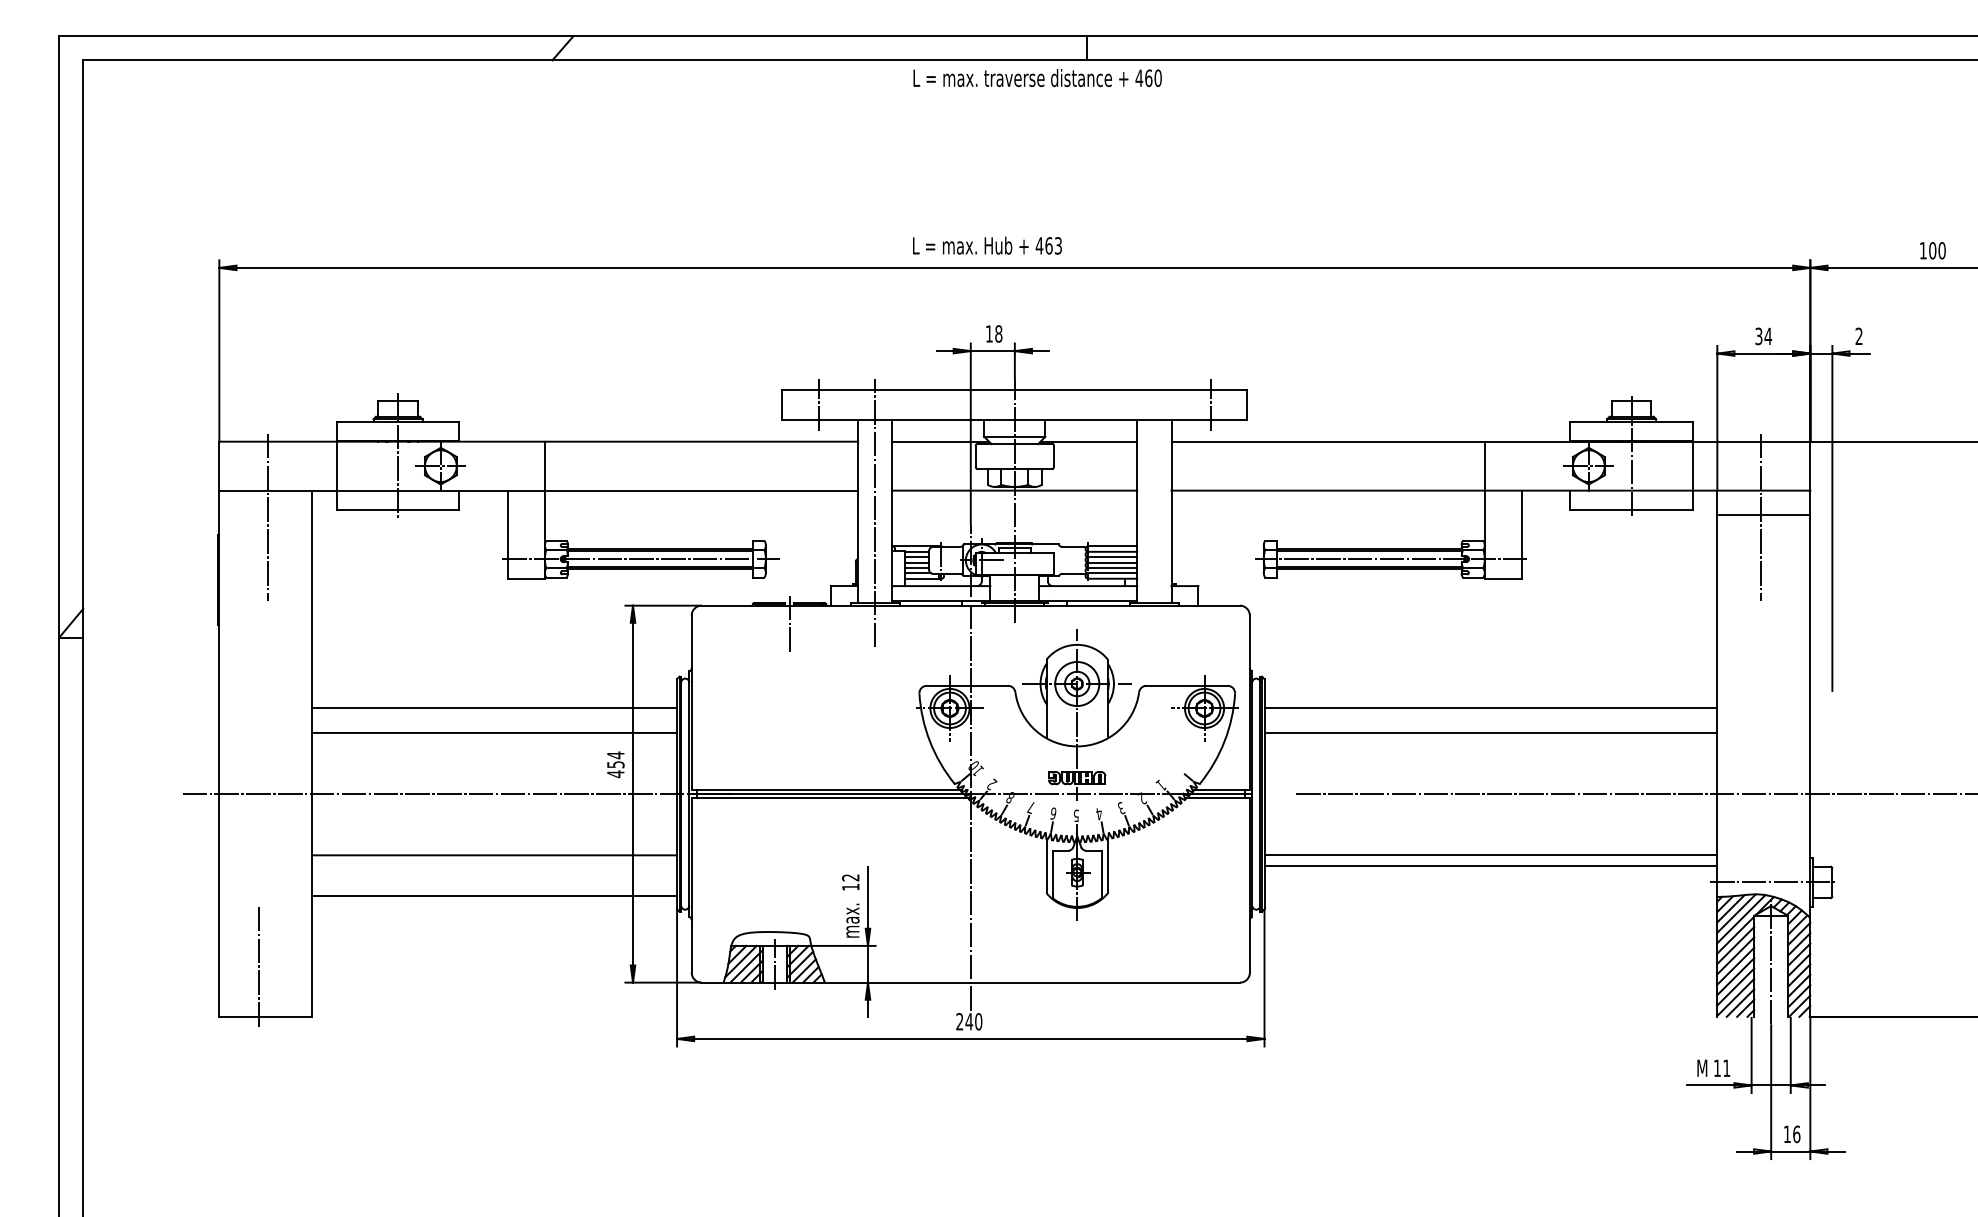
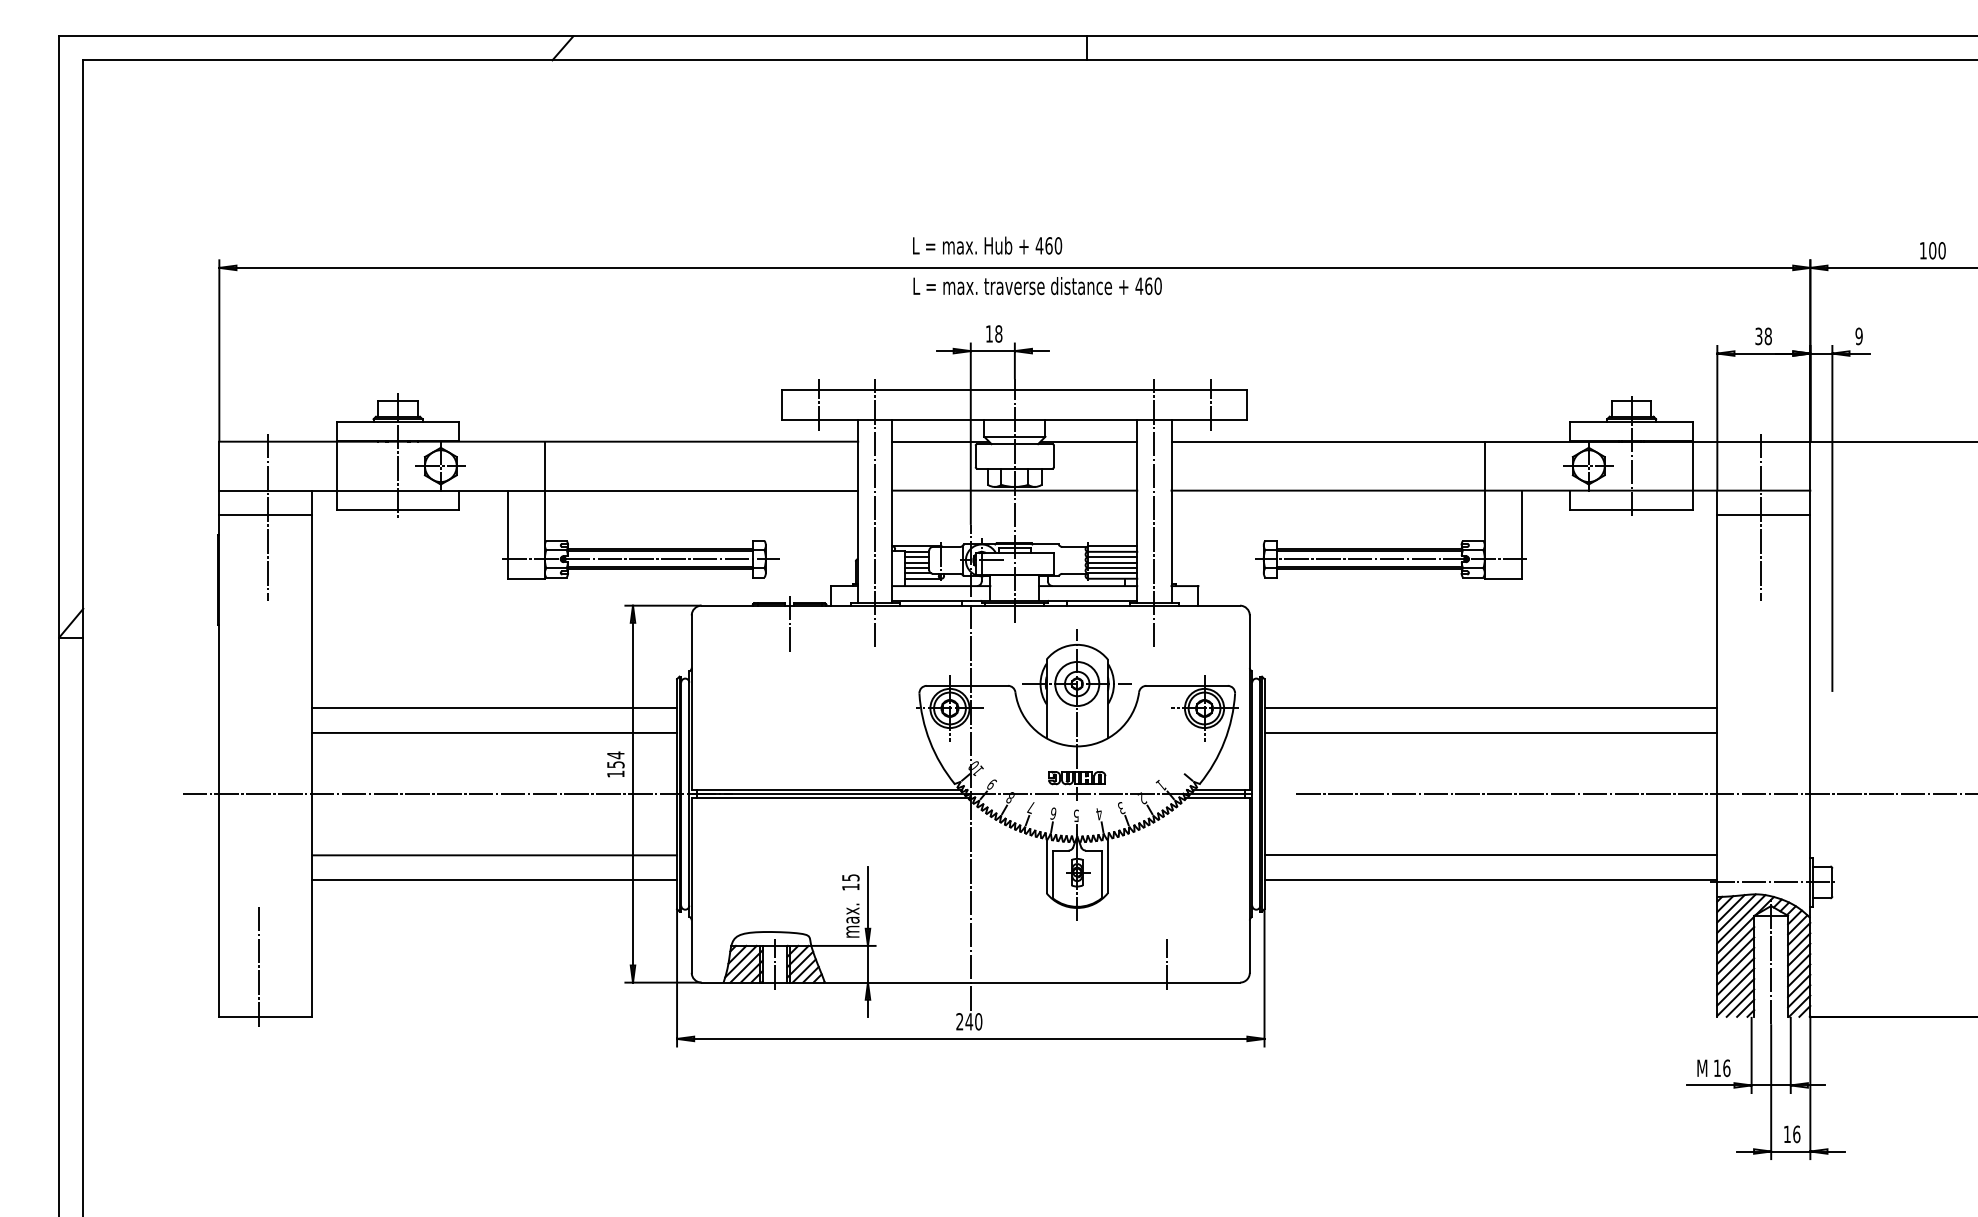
text position: (1037, 78) -> (1037, 286) (1037, 286)
text: 463 -> 460 (1058, 245)
text: 34 -> 38 (1768, 336)
text: 2 -> 9 (1858, 336)
line: none -> present (1154, 513)
line: none -> present (265, 515)
text: 454 -> 154 (615, 774)
text: 2 -> 9 (992, 784)
line position: (1490, 865) -> (1490, 879) (1490, 879)
text: 12 -> 15 (850, 877)
line position: (494, 895) -> (494, 879) (494, 879)
line: none -> present (1166, 963)
text: 11 -> 16 (1726, 1068)
